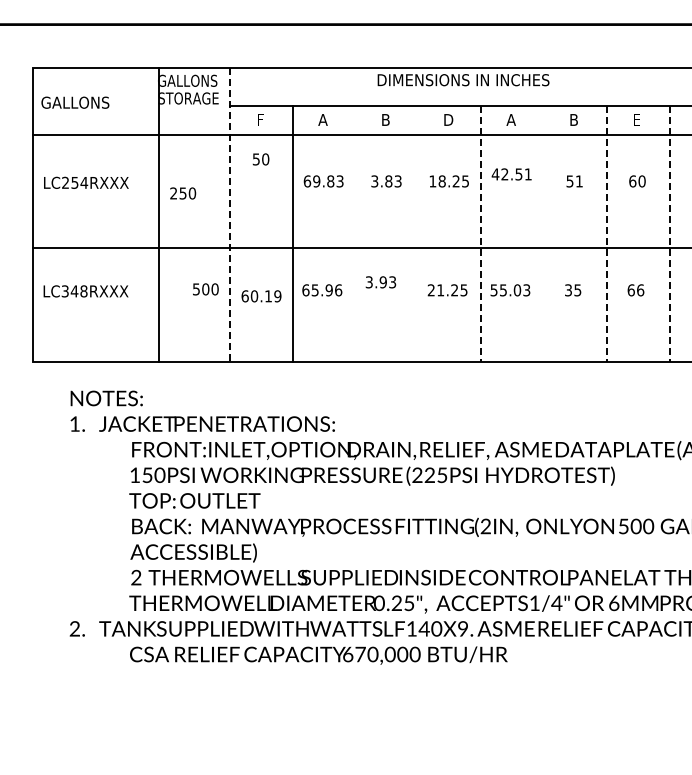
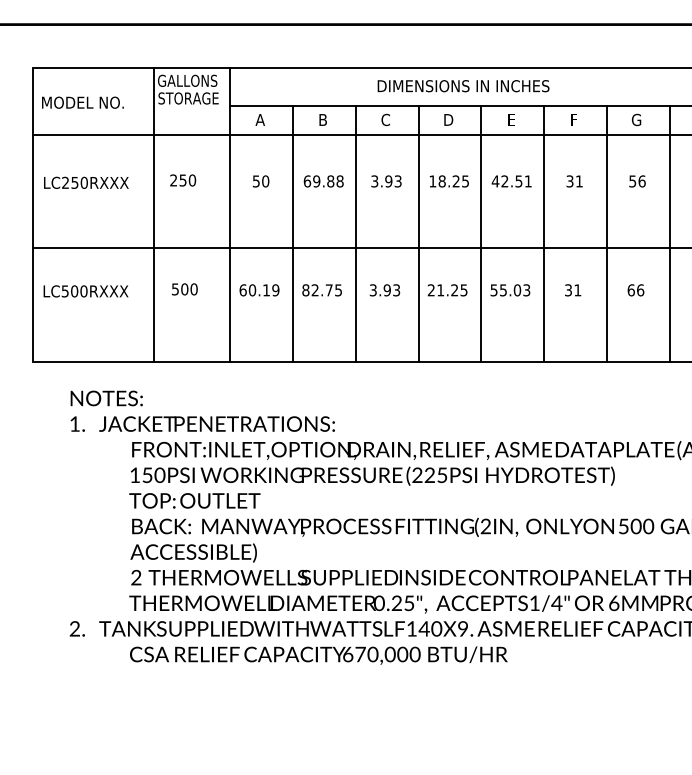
text position: (463, 80) -> (463, 86) (463, 86)
text: GALLONS -> MODEL NO. (82, 102)
text: F -> A (259, 119)
text: A -> B (322, 119)
text: B -> C (385, 119)
text: A -> E (510, 119)
text: B -> F (573, 119)
text: E -> G (636, 119)
text position: (260, 159) -> (260, 181) (260, 181)
text position: (511, 174) -> (511, 181) (511, 181)
text: 51 -> 31 (569, 180)
text: 69.83 -> 69.88 (339, 181)
text: 3.83 -> 3.93 (388, 181)
text: 60 -> 56 (637, 181)
text: LC254RXXX -> LC250RXXX (84, 182)
text position: (183, 193) -> (183, 180) (183, 180)
line position: (158, 214) -> (153, 214) (153, 214)
line: dashed -> solid (230, 215)
line: none -> present (355, 234)
line: none -> present (418, 234)
line: dashed -> solid (481, 234)
line: none -> present (544, 234)
line: dashed -> solid (606, 234)
line: dashed -> solid (669, 234)
text position: (380, 282) -> (384, 290) (384, 290)
text position: (205, 289) -> (184, 289) (184, 289)
text: 65.96 -> 82.75 (322, 290)
text: 35 -> 31 (577, 290)
text: LC348RXXX -> LC500RXXX (74, 291)
text position: (261, 296) -> (259, 290) (259, 290)
